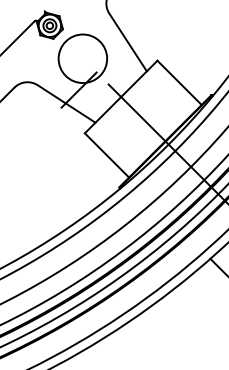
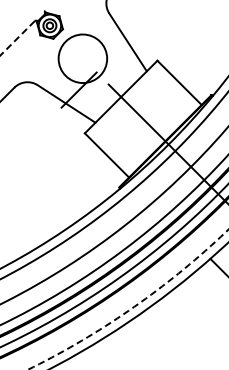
line: solid -> dashed (17, 38)
arc: solid -> dashed (133, 307)
